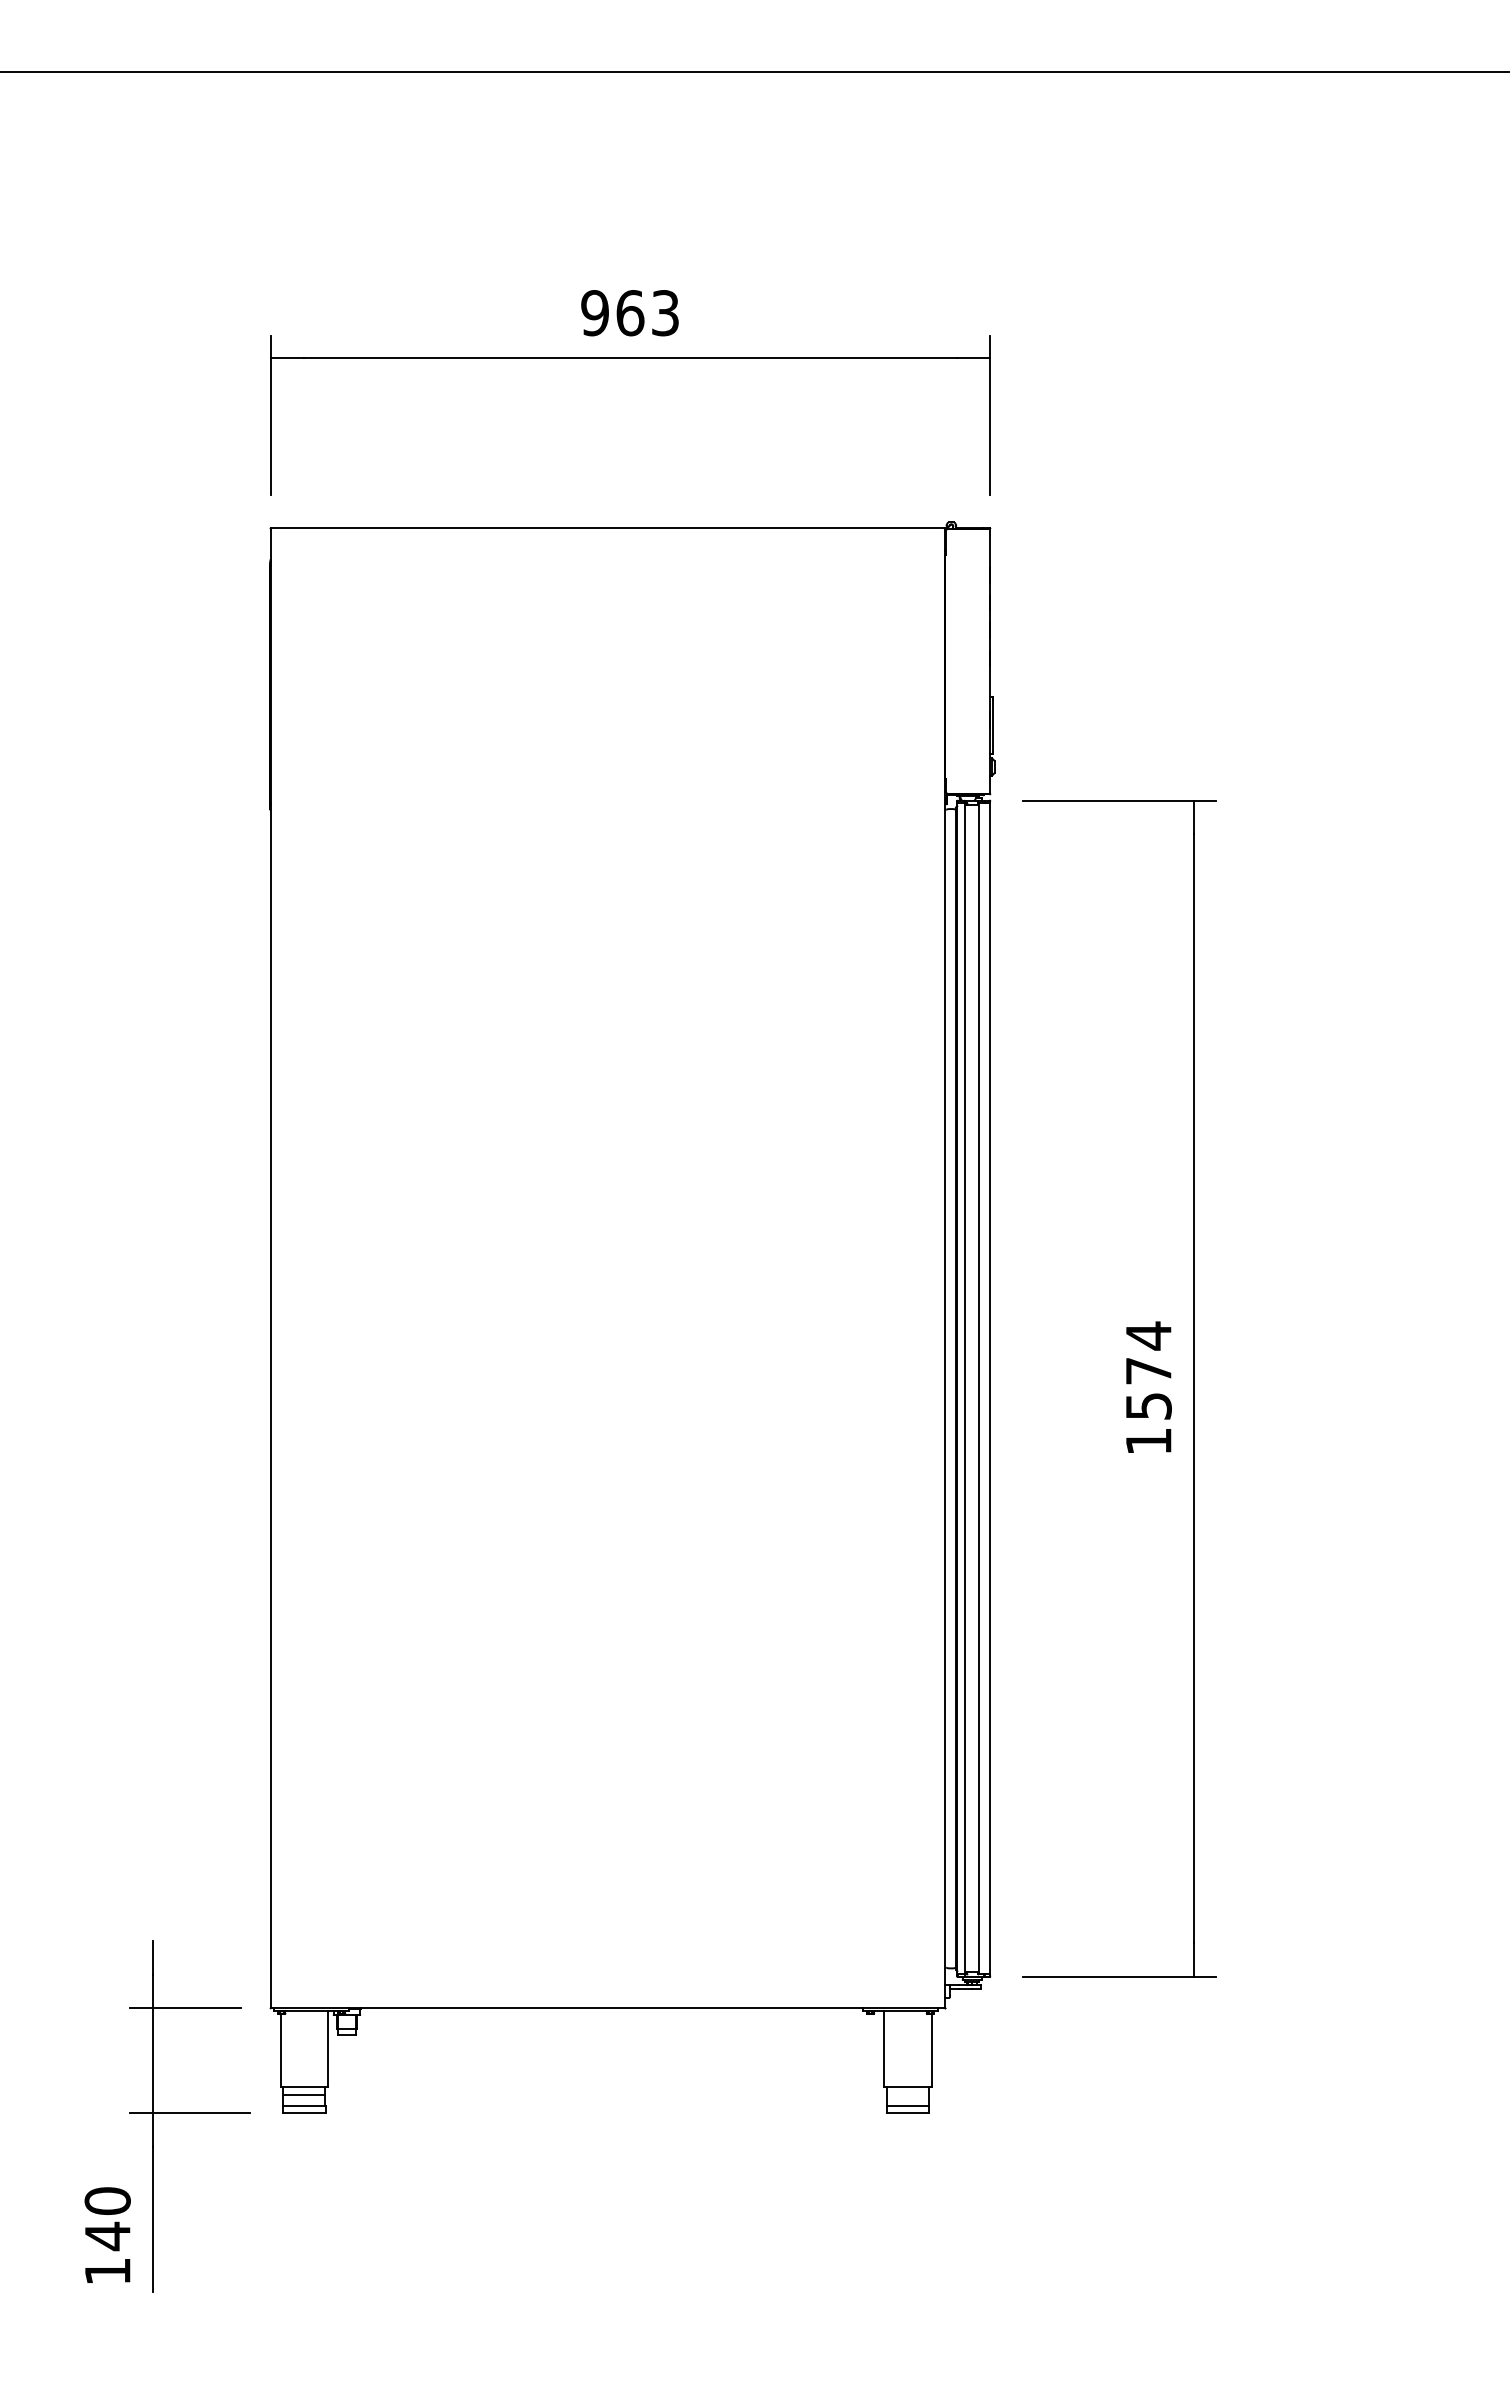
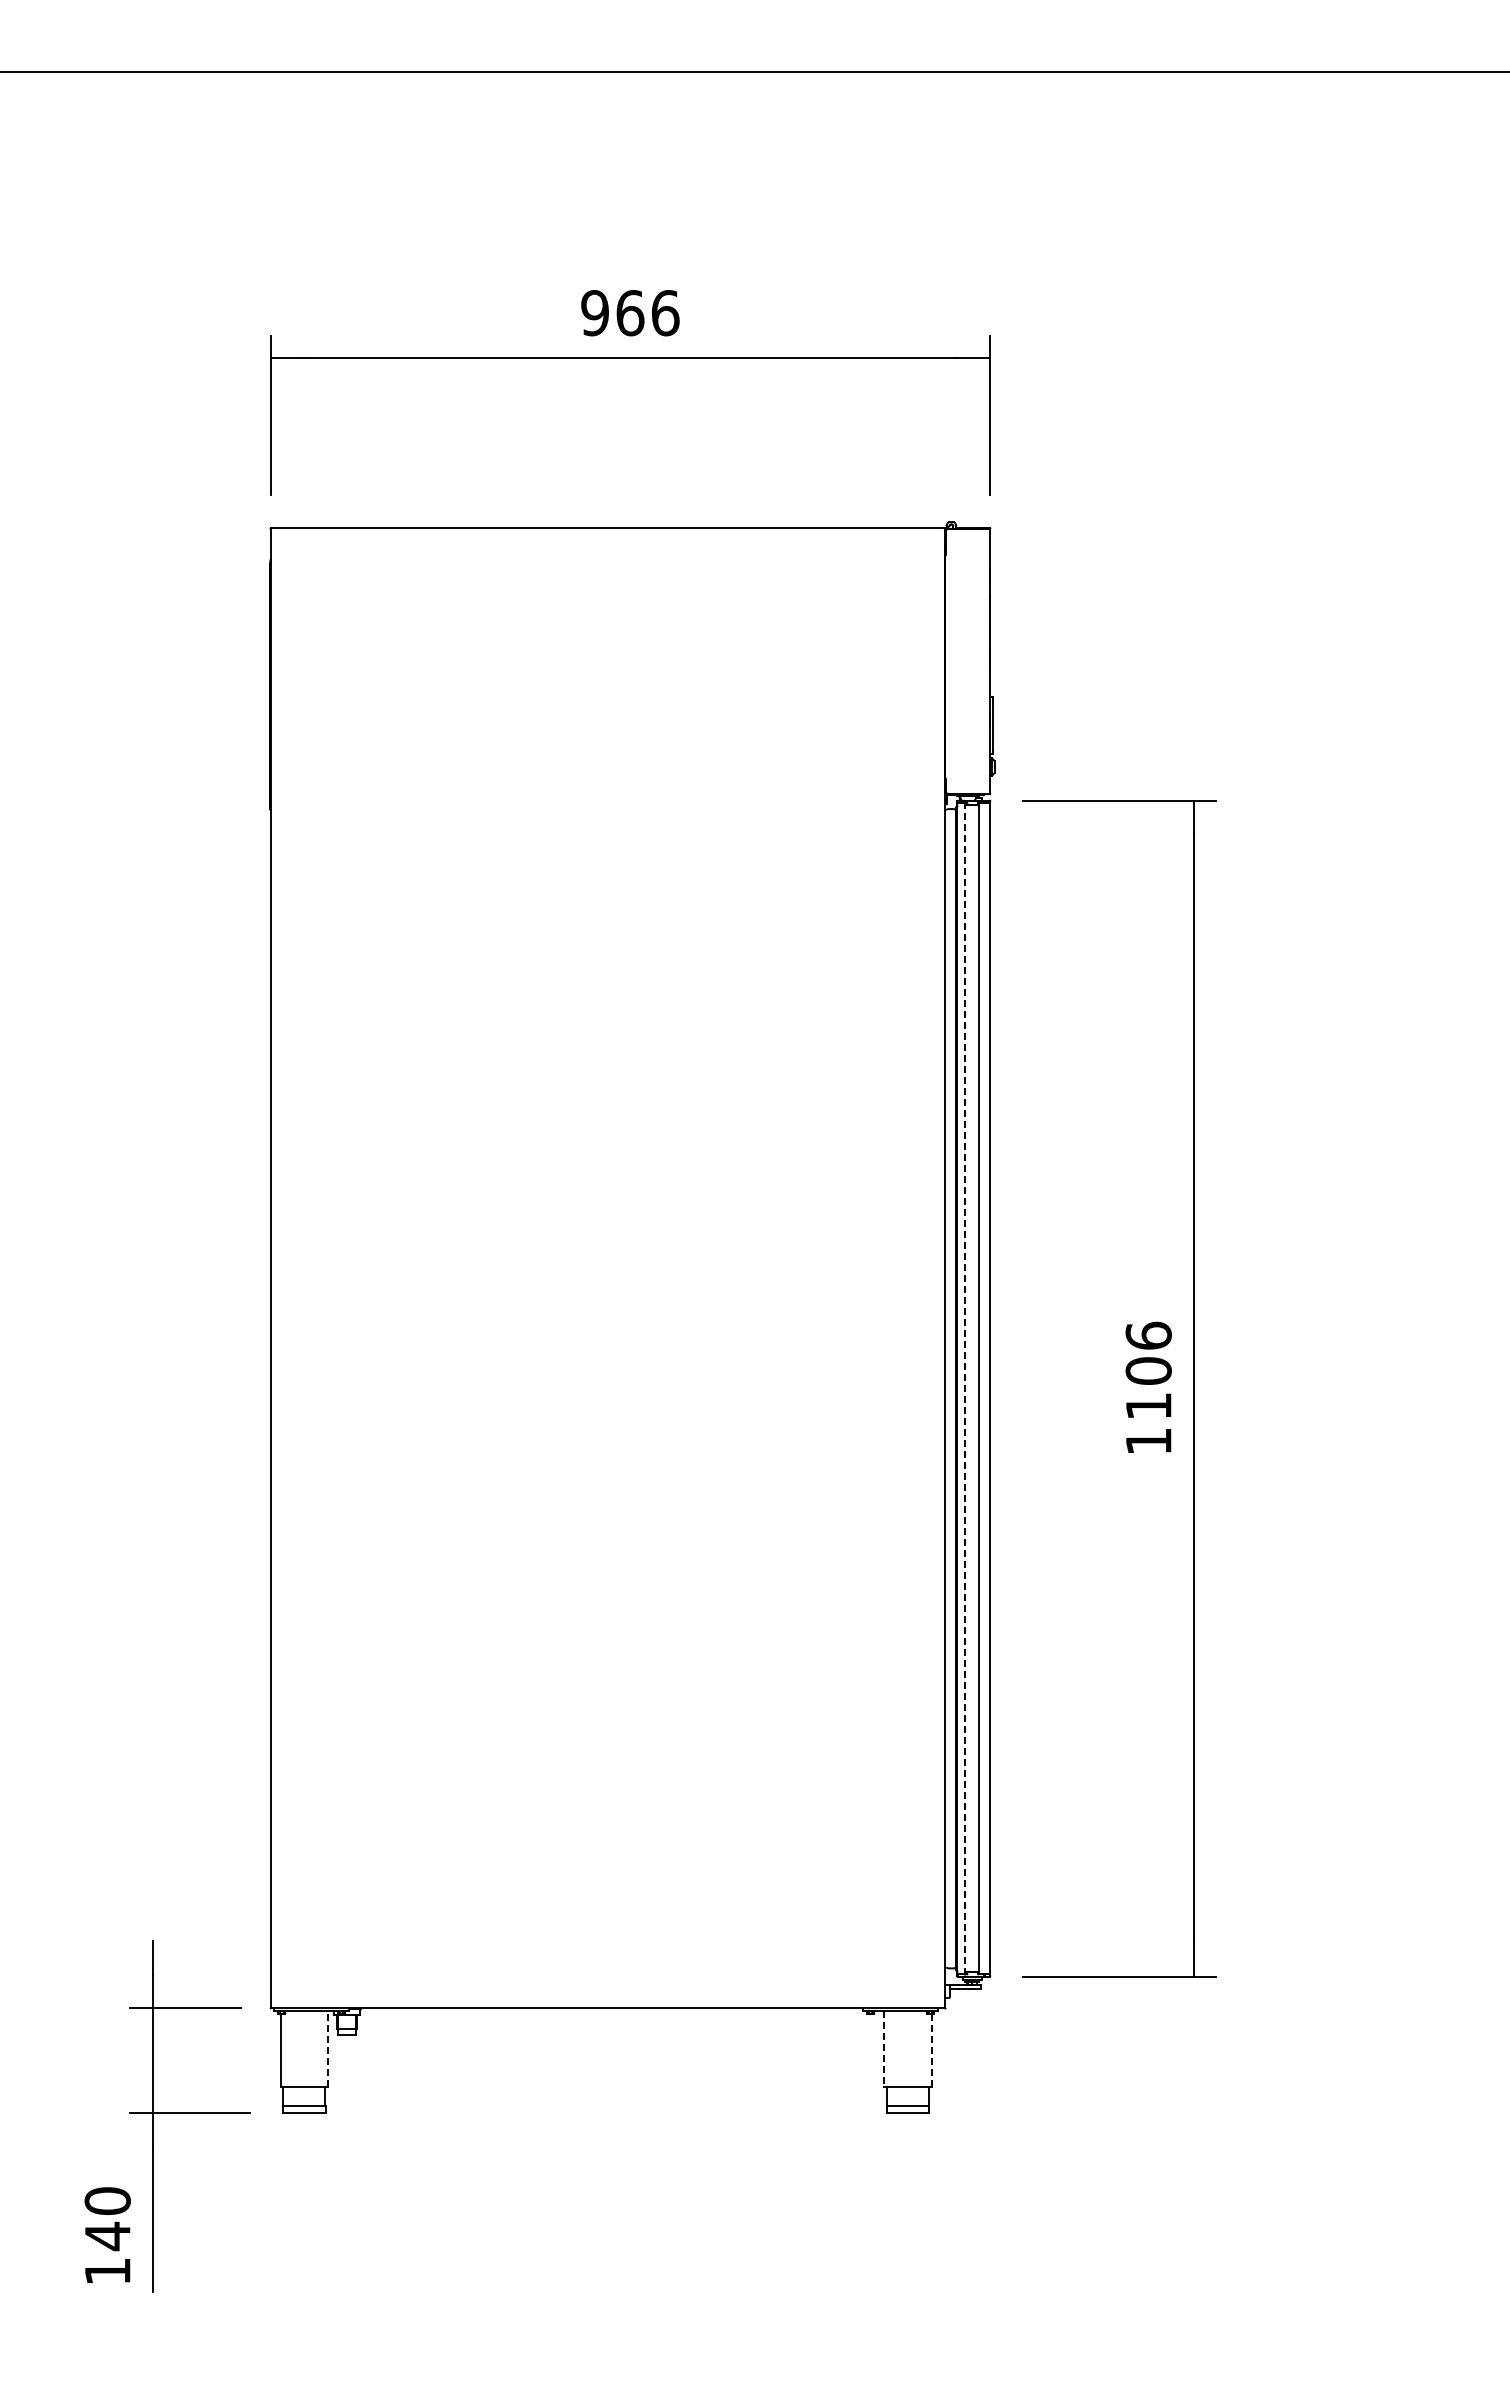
text: 963 -> 966 (665, 313)
text: 1574 -> 1106 (1148, 1370)
line: solid -> dashed (965, 1388)
line: solid -> dashed (328, 2048)
line: solid -> dashed (884, 2049)
line: solid -> dashed (931, 2049)
line: present -> none (303, 2095)
